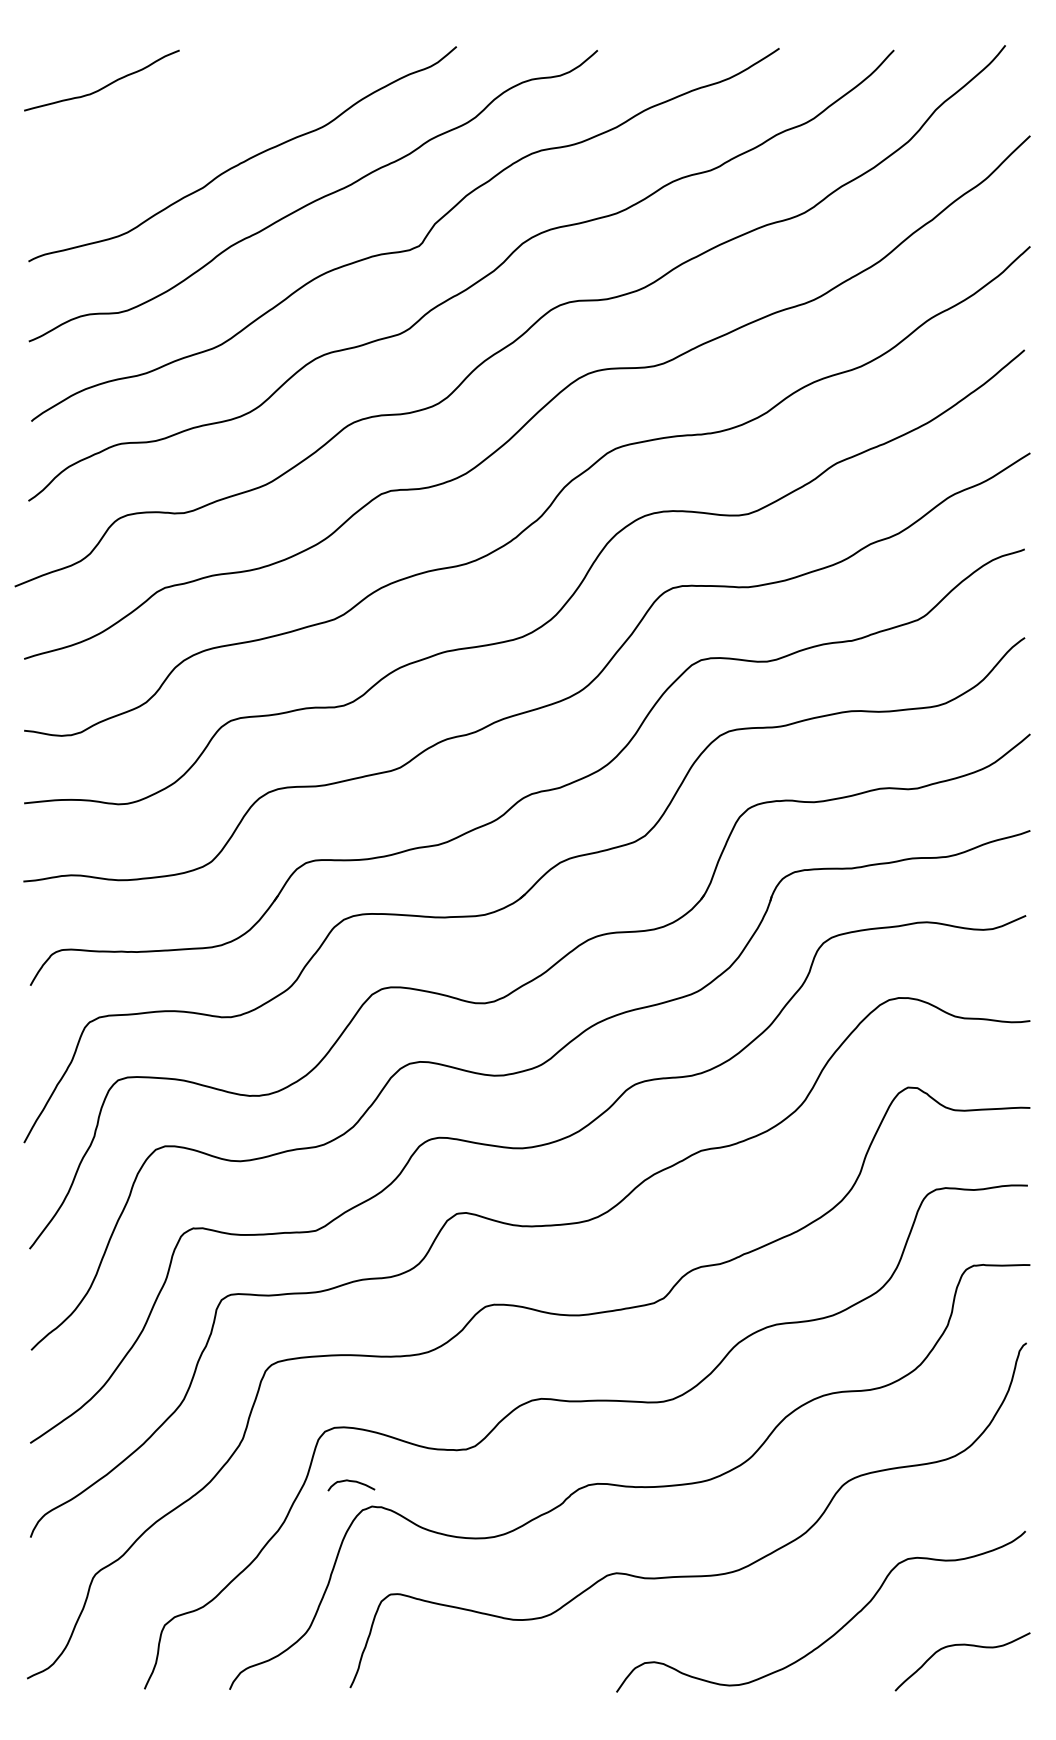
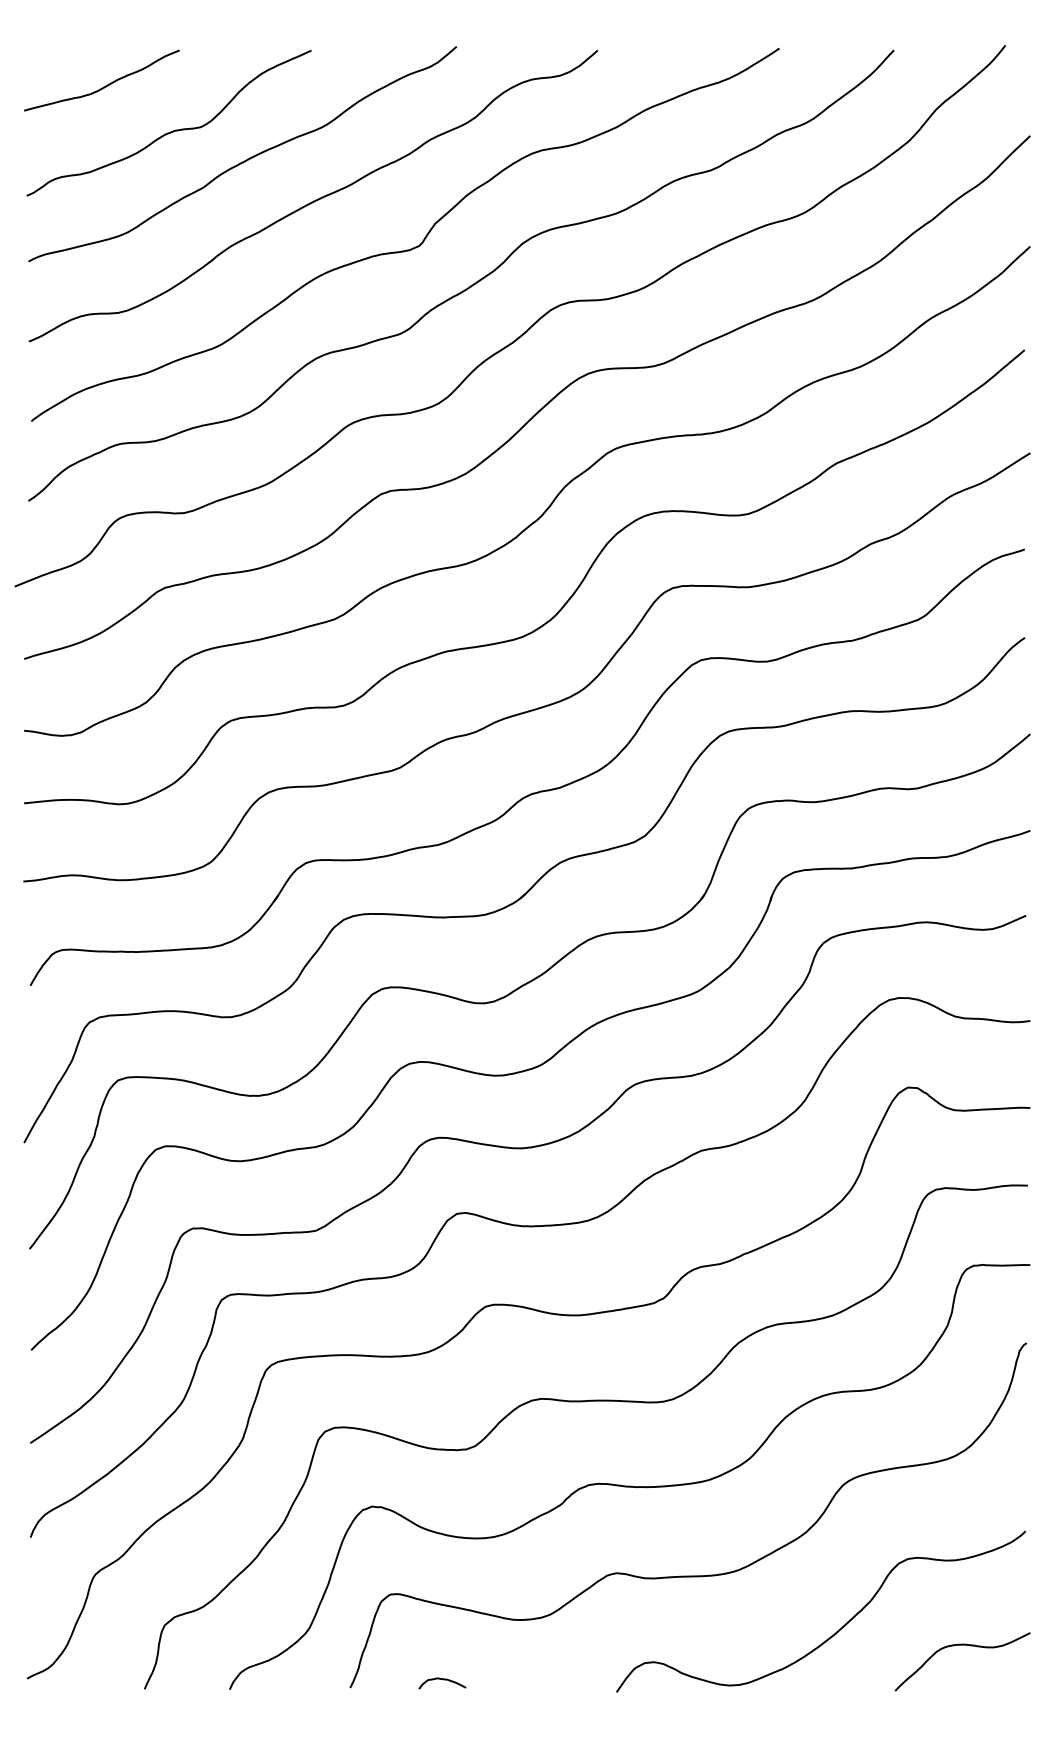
curve: none -> present (172, 130)
curve position: (352, 1482) -> (443, 1680) (443, 1680)
